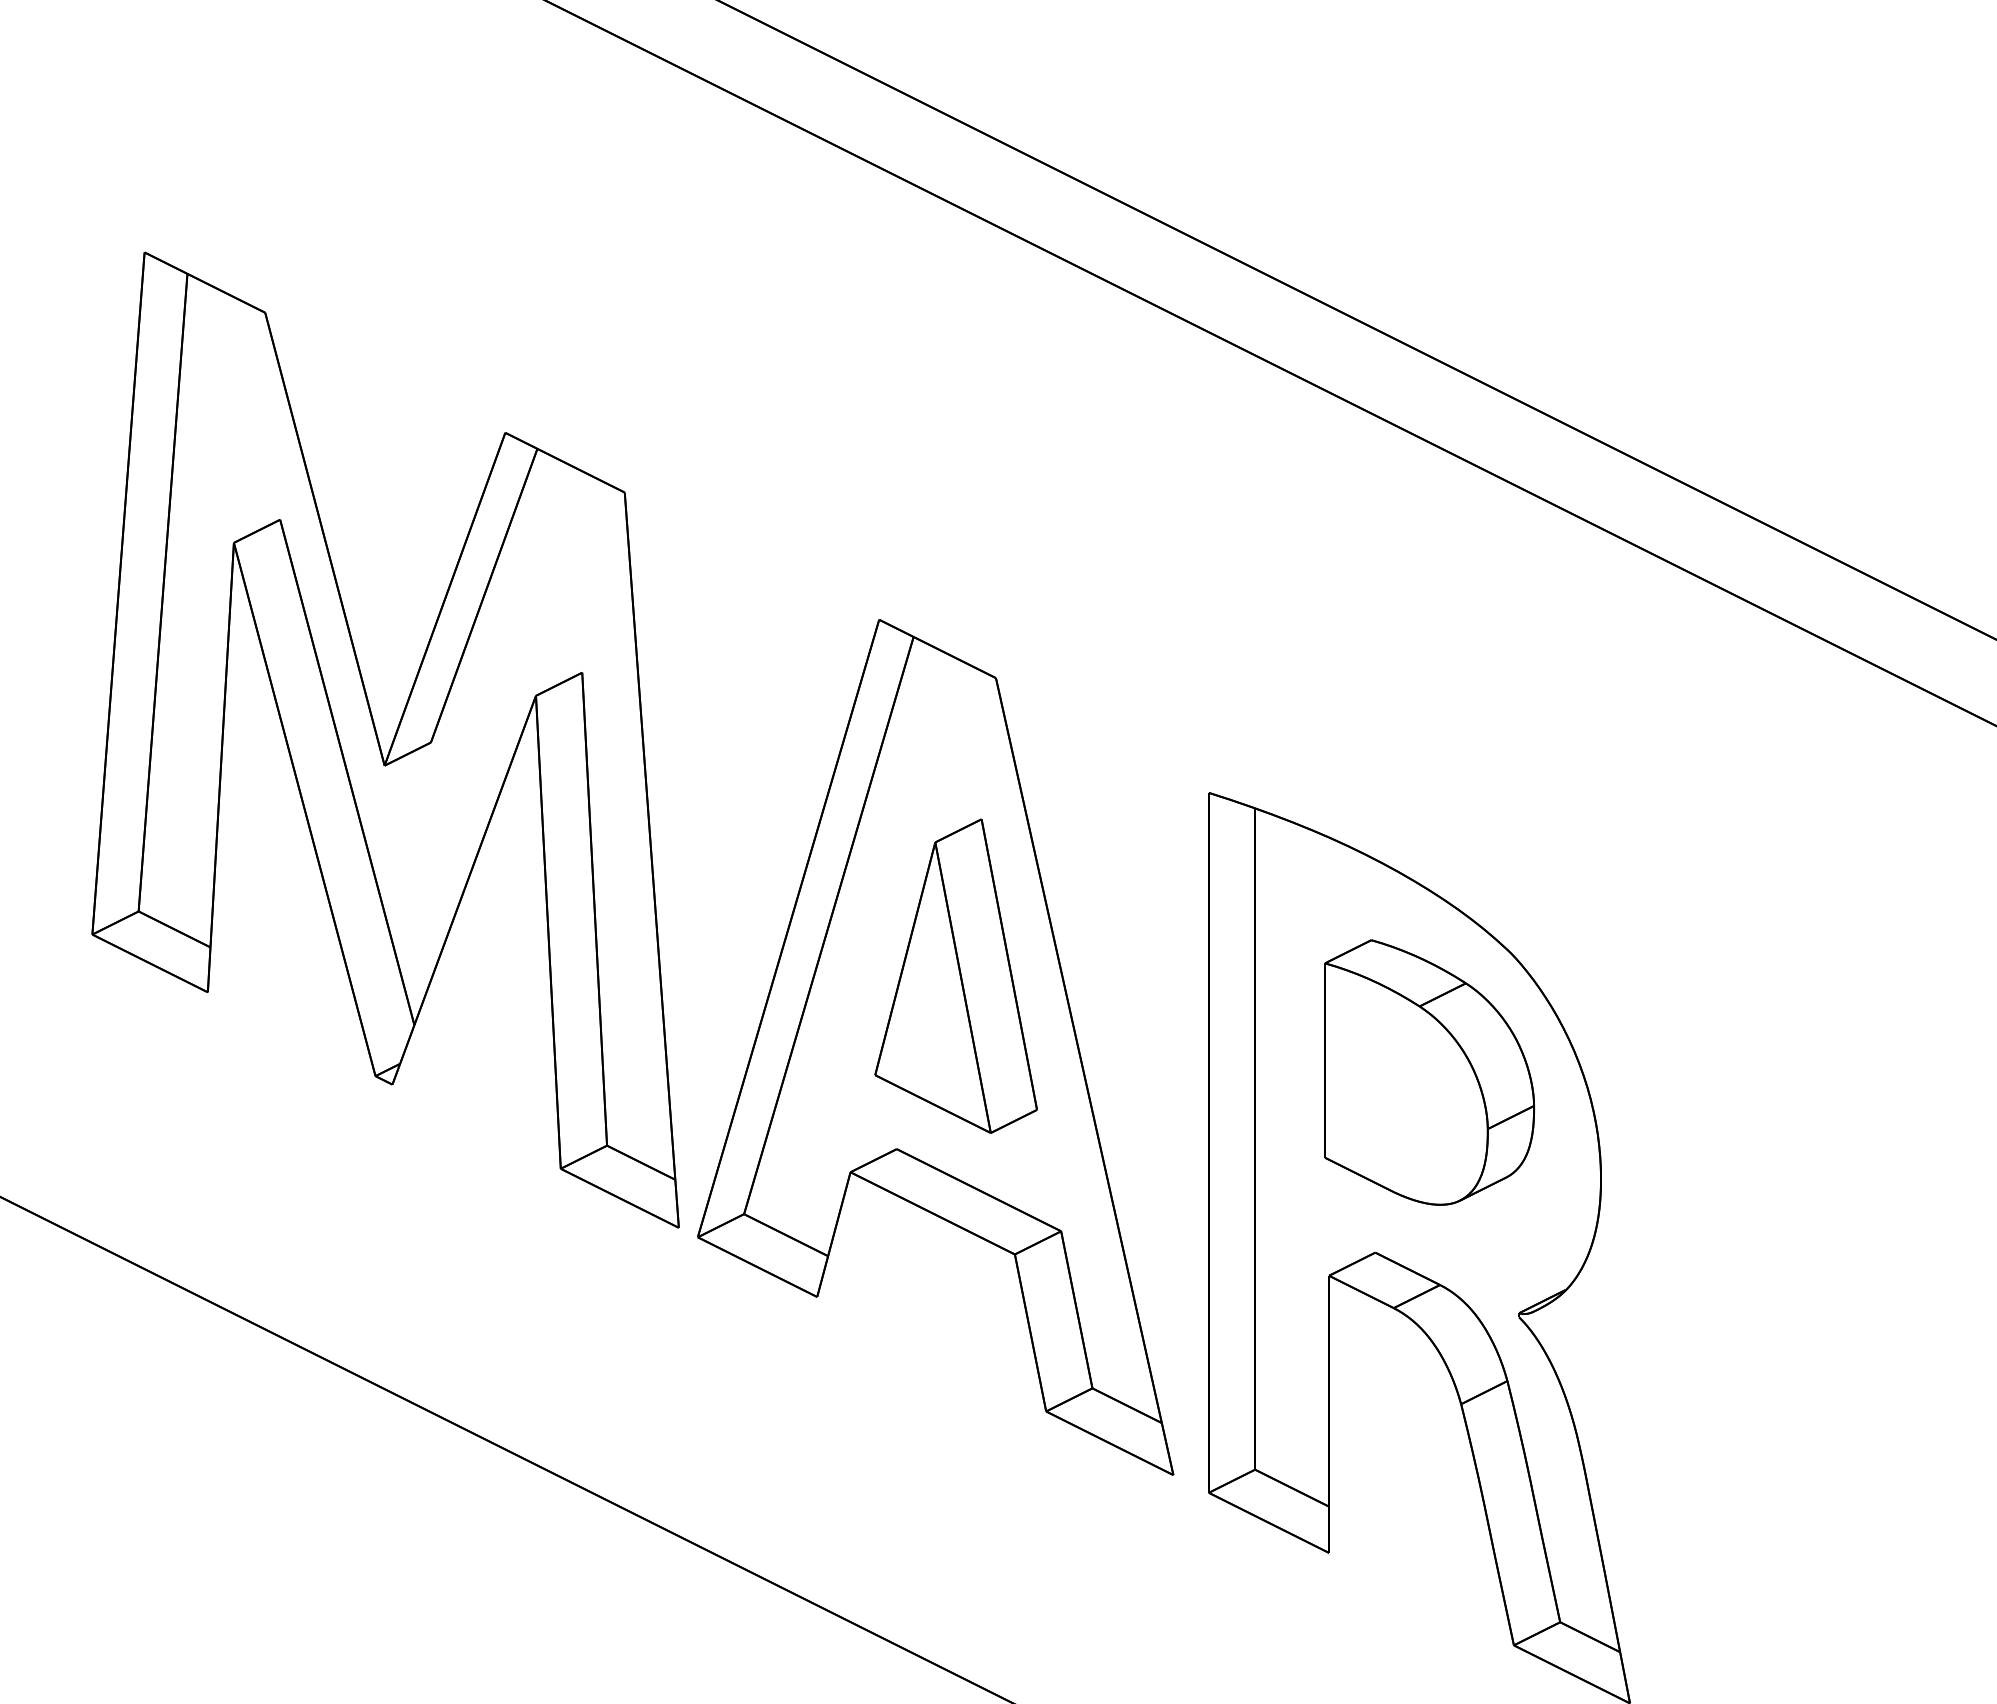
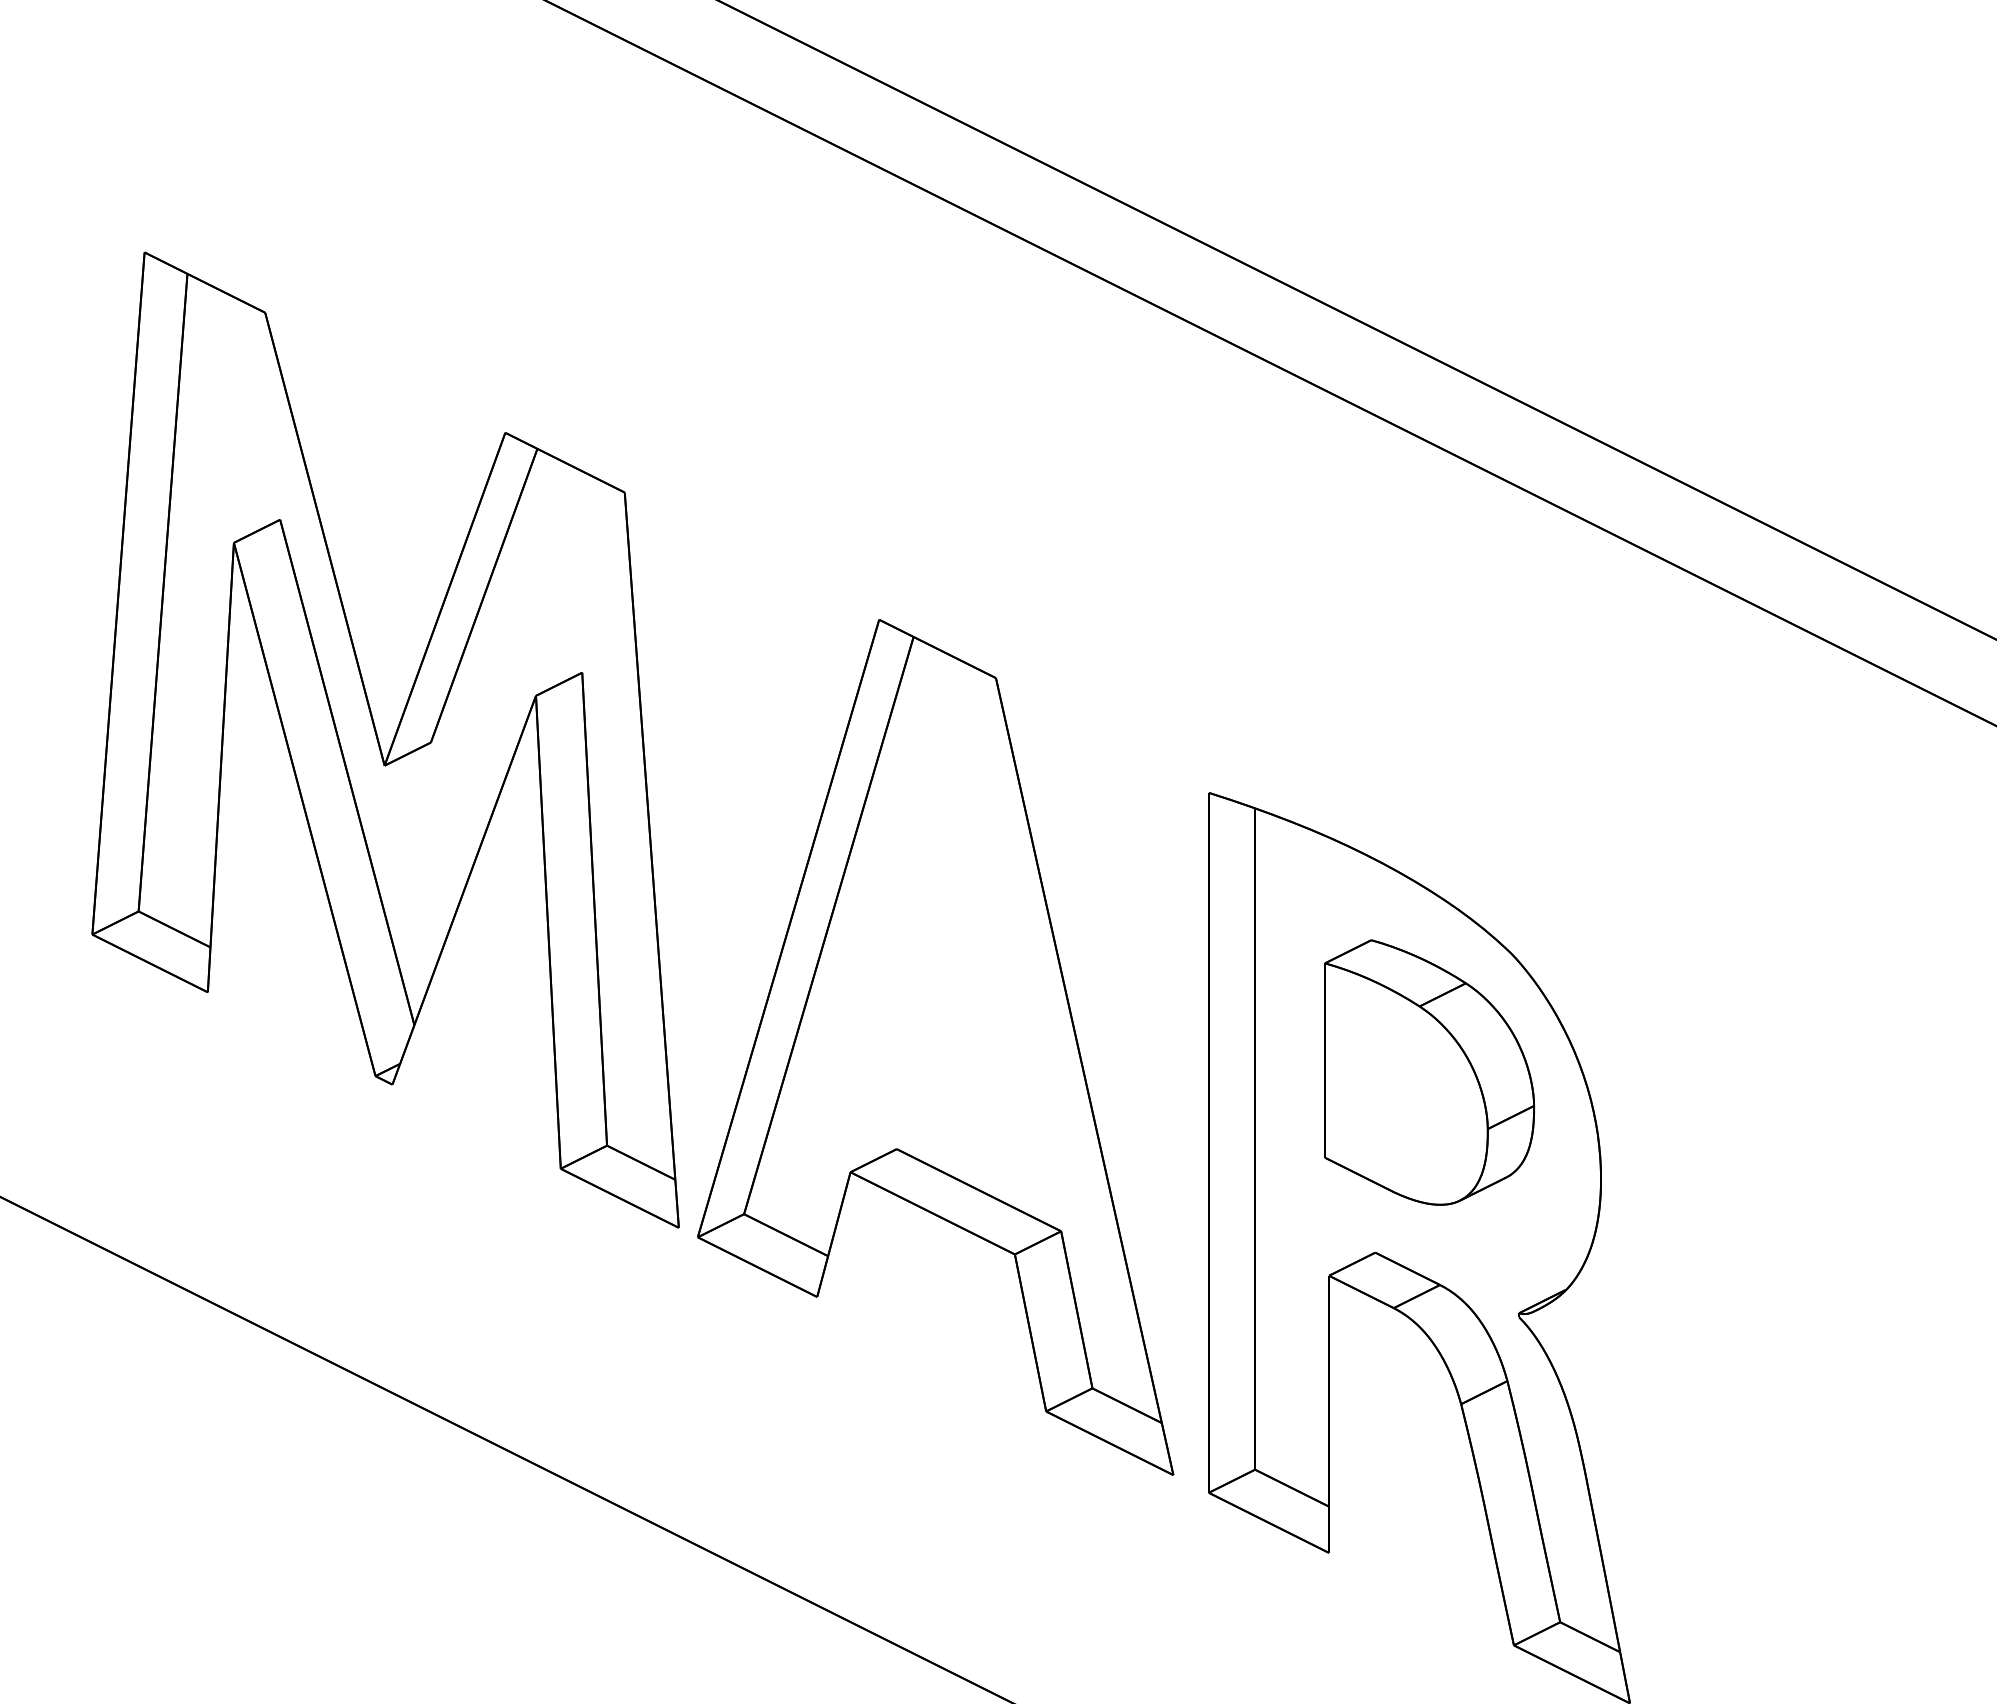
part: present -> none (955, 975)
